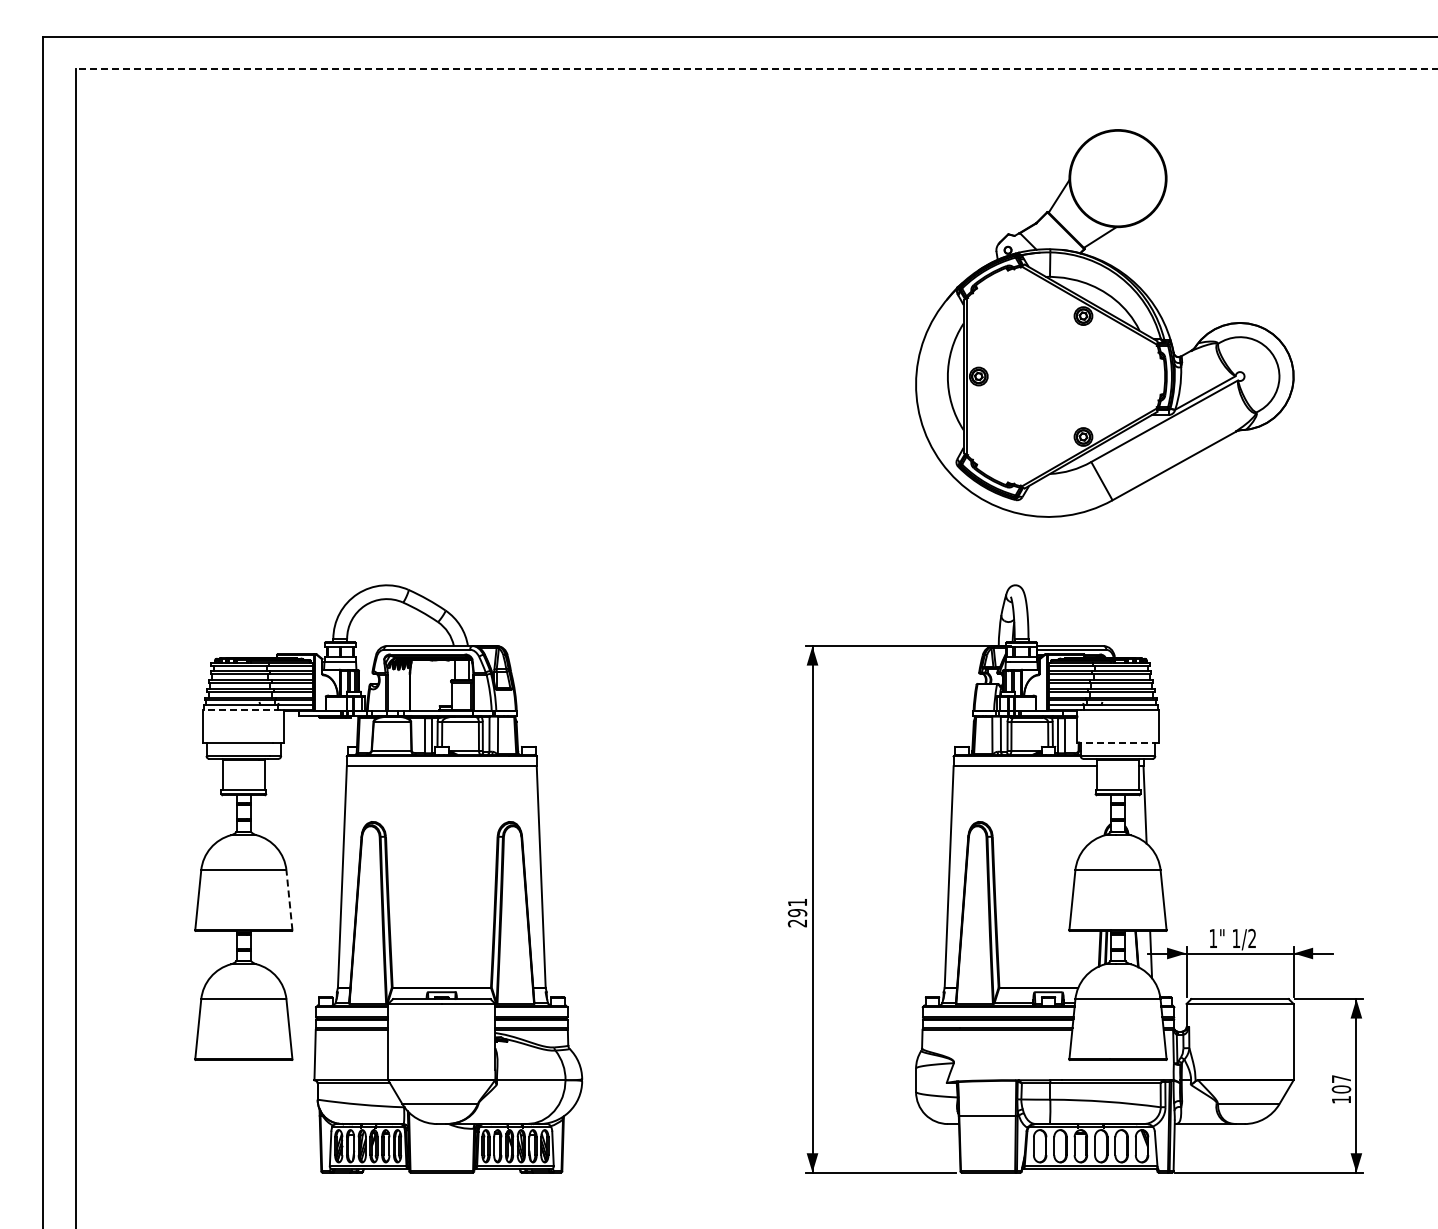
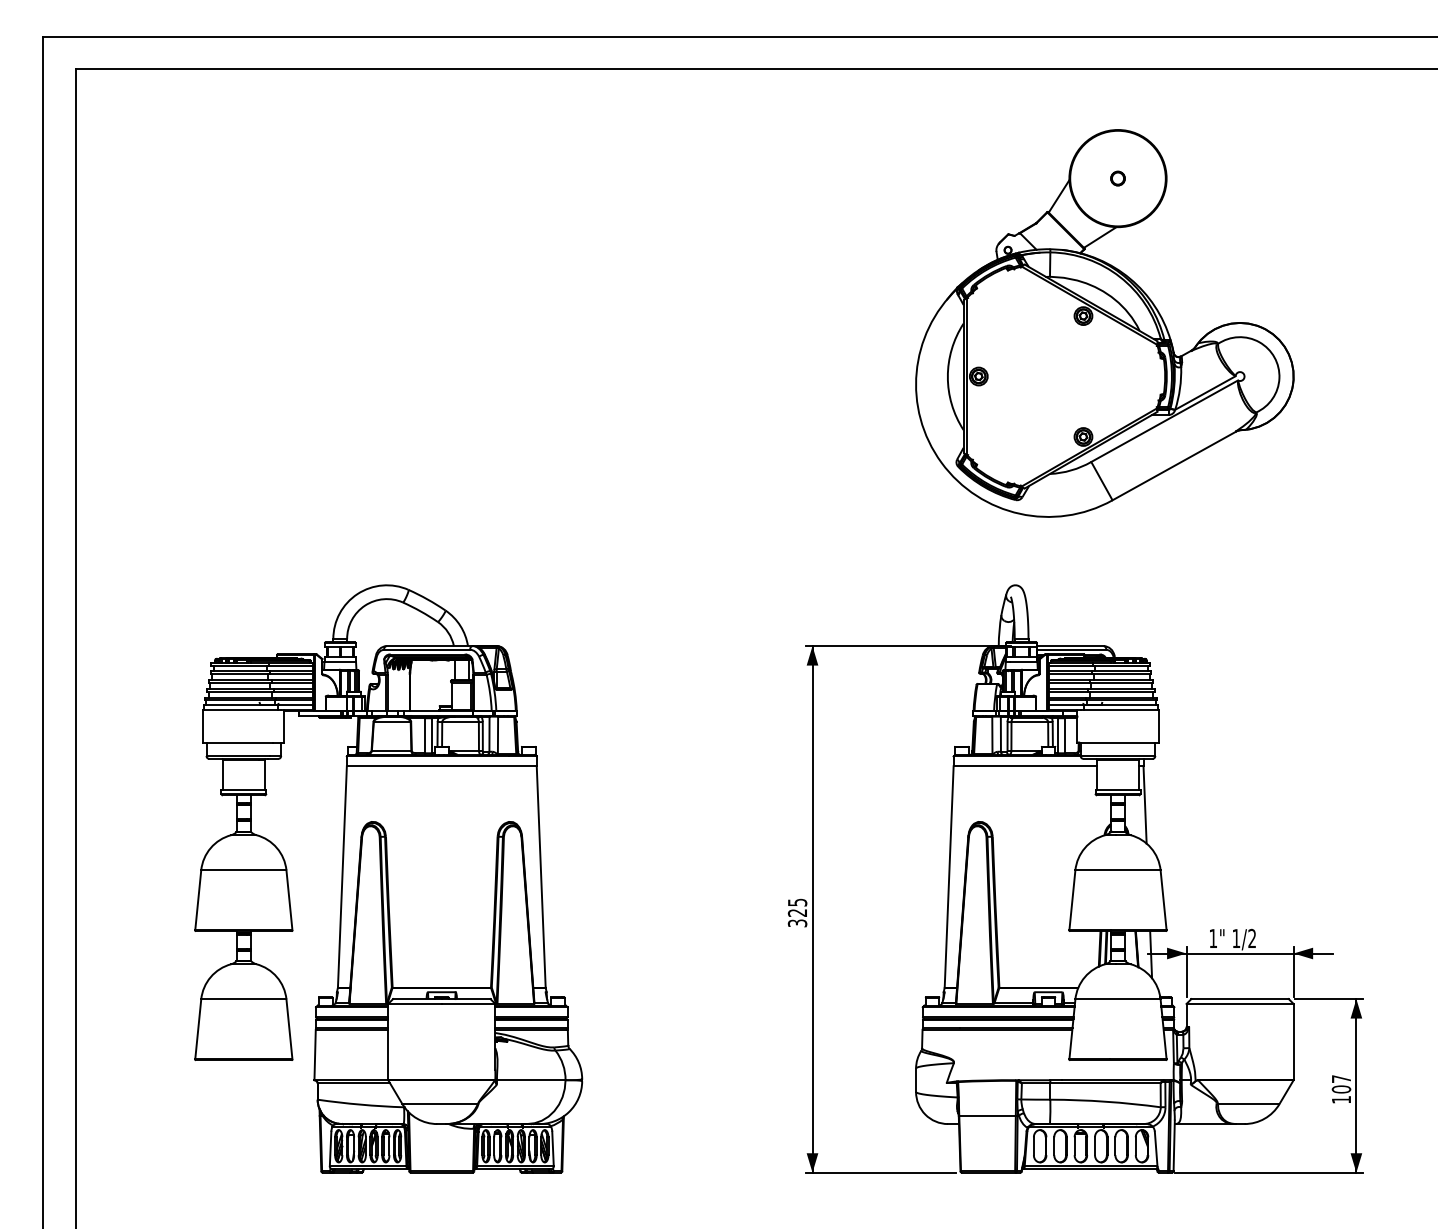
line: dashed -> solid (756, 69)
part: none -> present (1117, 178)
line: dashed -> solid (242, 710)
line: dashed -> solid (1118, 742)
line: dashed -> solid (289, 899)
text: 291 -> 325 (797, 912)
